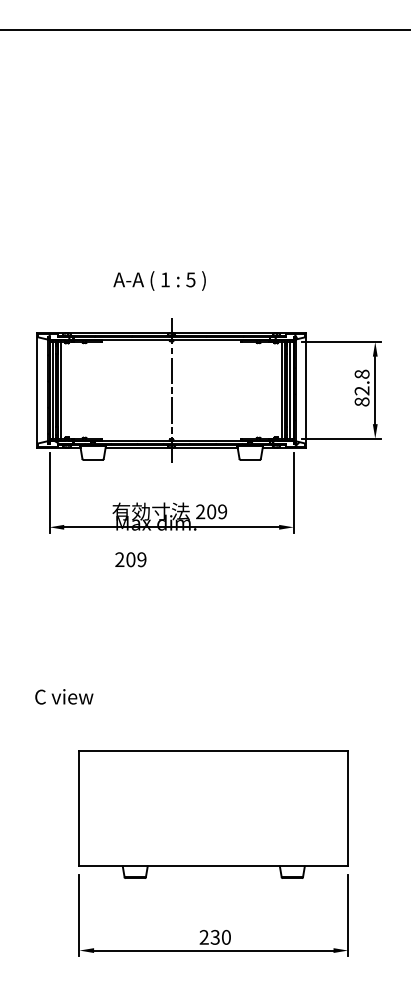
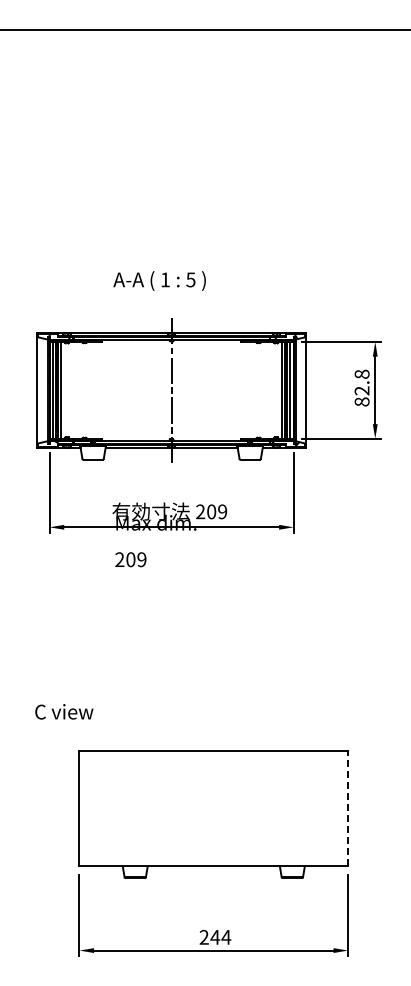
text position: (64, 696) -> (64, 711) (64, 711)
line: solid -> dashed (348, 808)
text: 230 -> 244 (220, 936)
